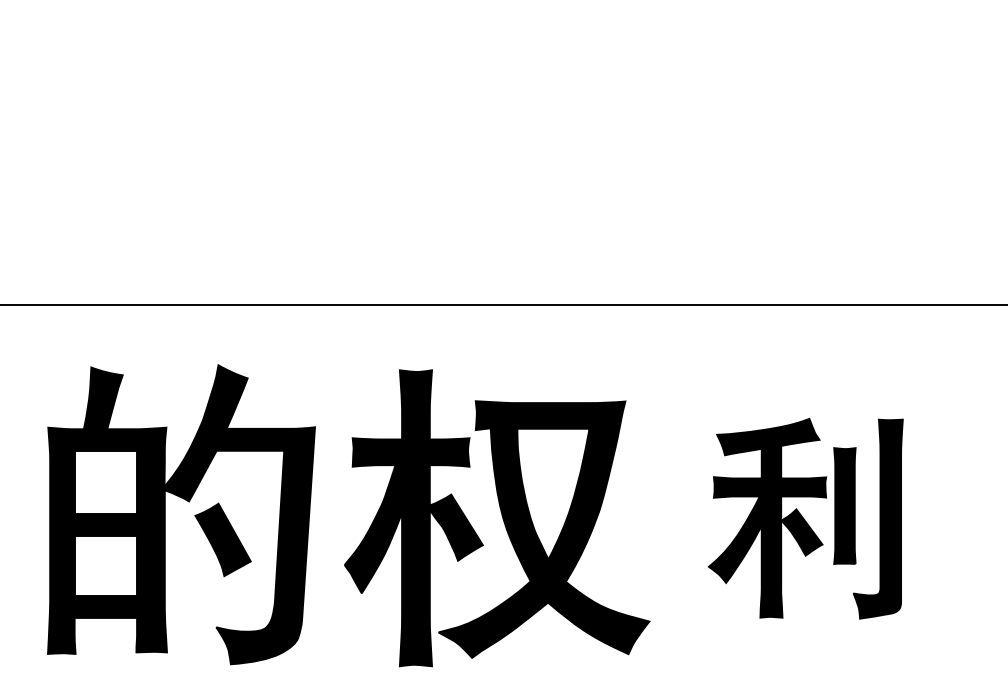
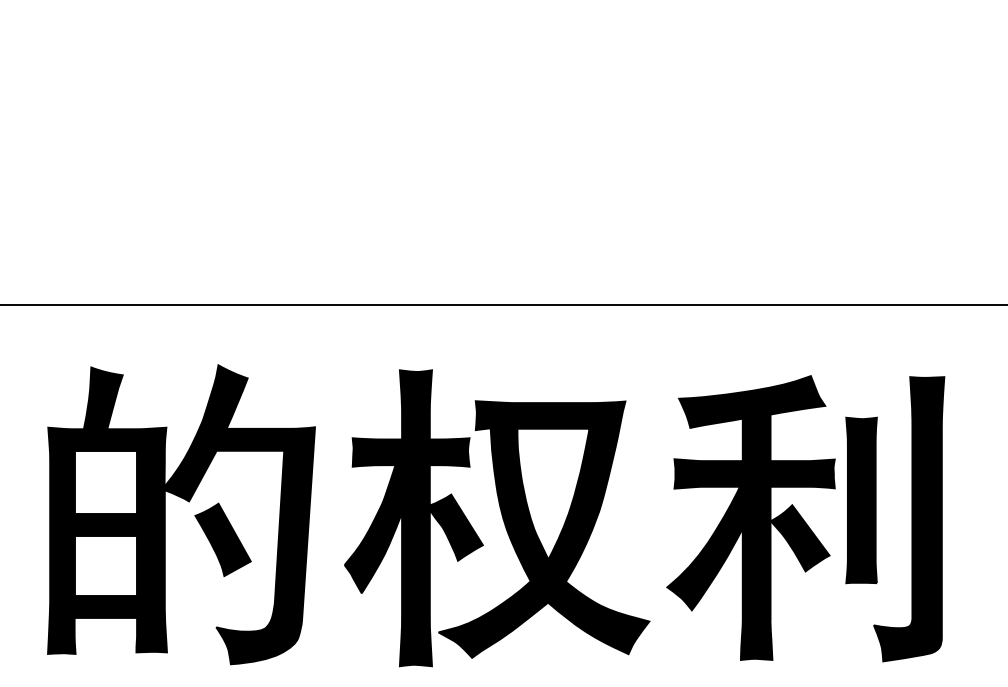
part size: 197x202 px -> 280x288 px (805, 518)
